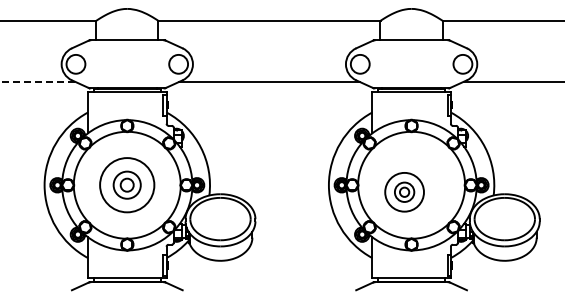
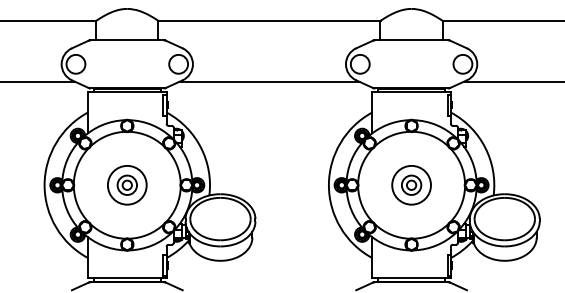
line: dashed -> solid (37, 81)
part size: 57x57 px -> 41x41 px (127, 185)
part position: (404, 192) -> (411, 185) (411, 185)
